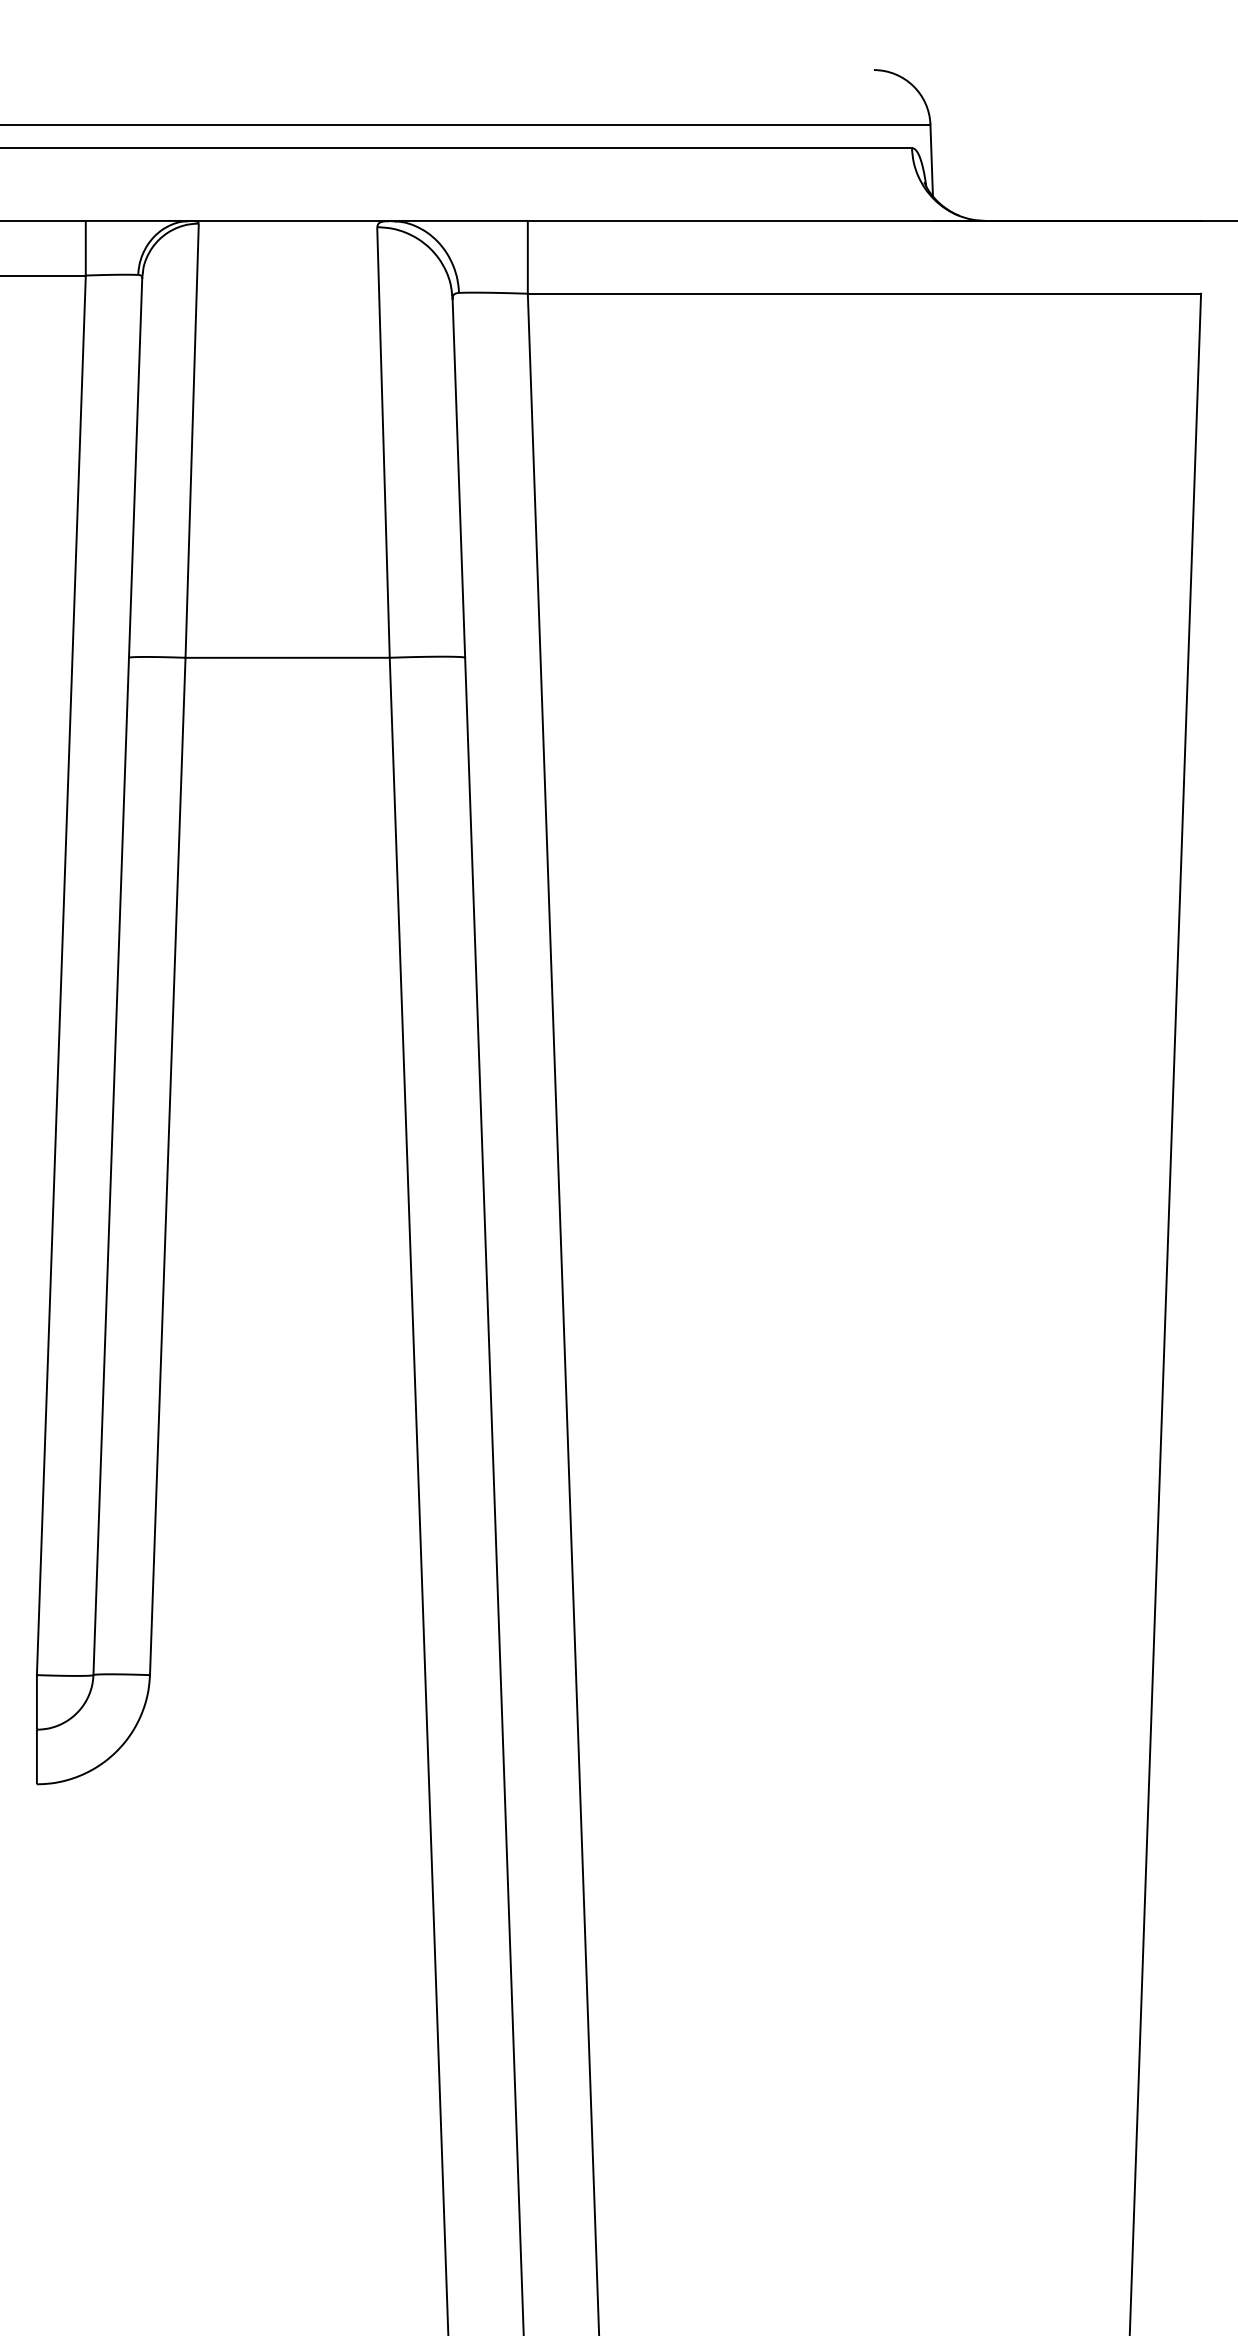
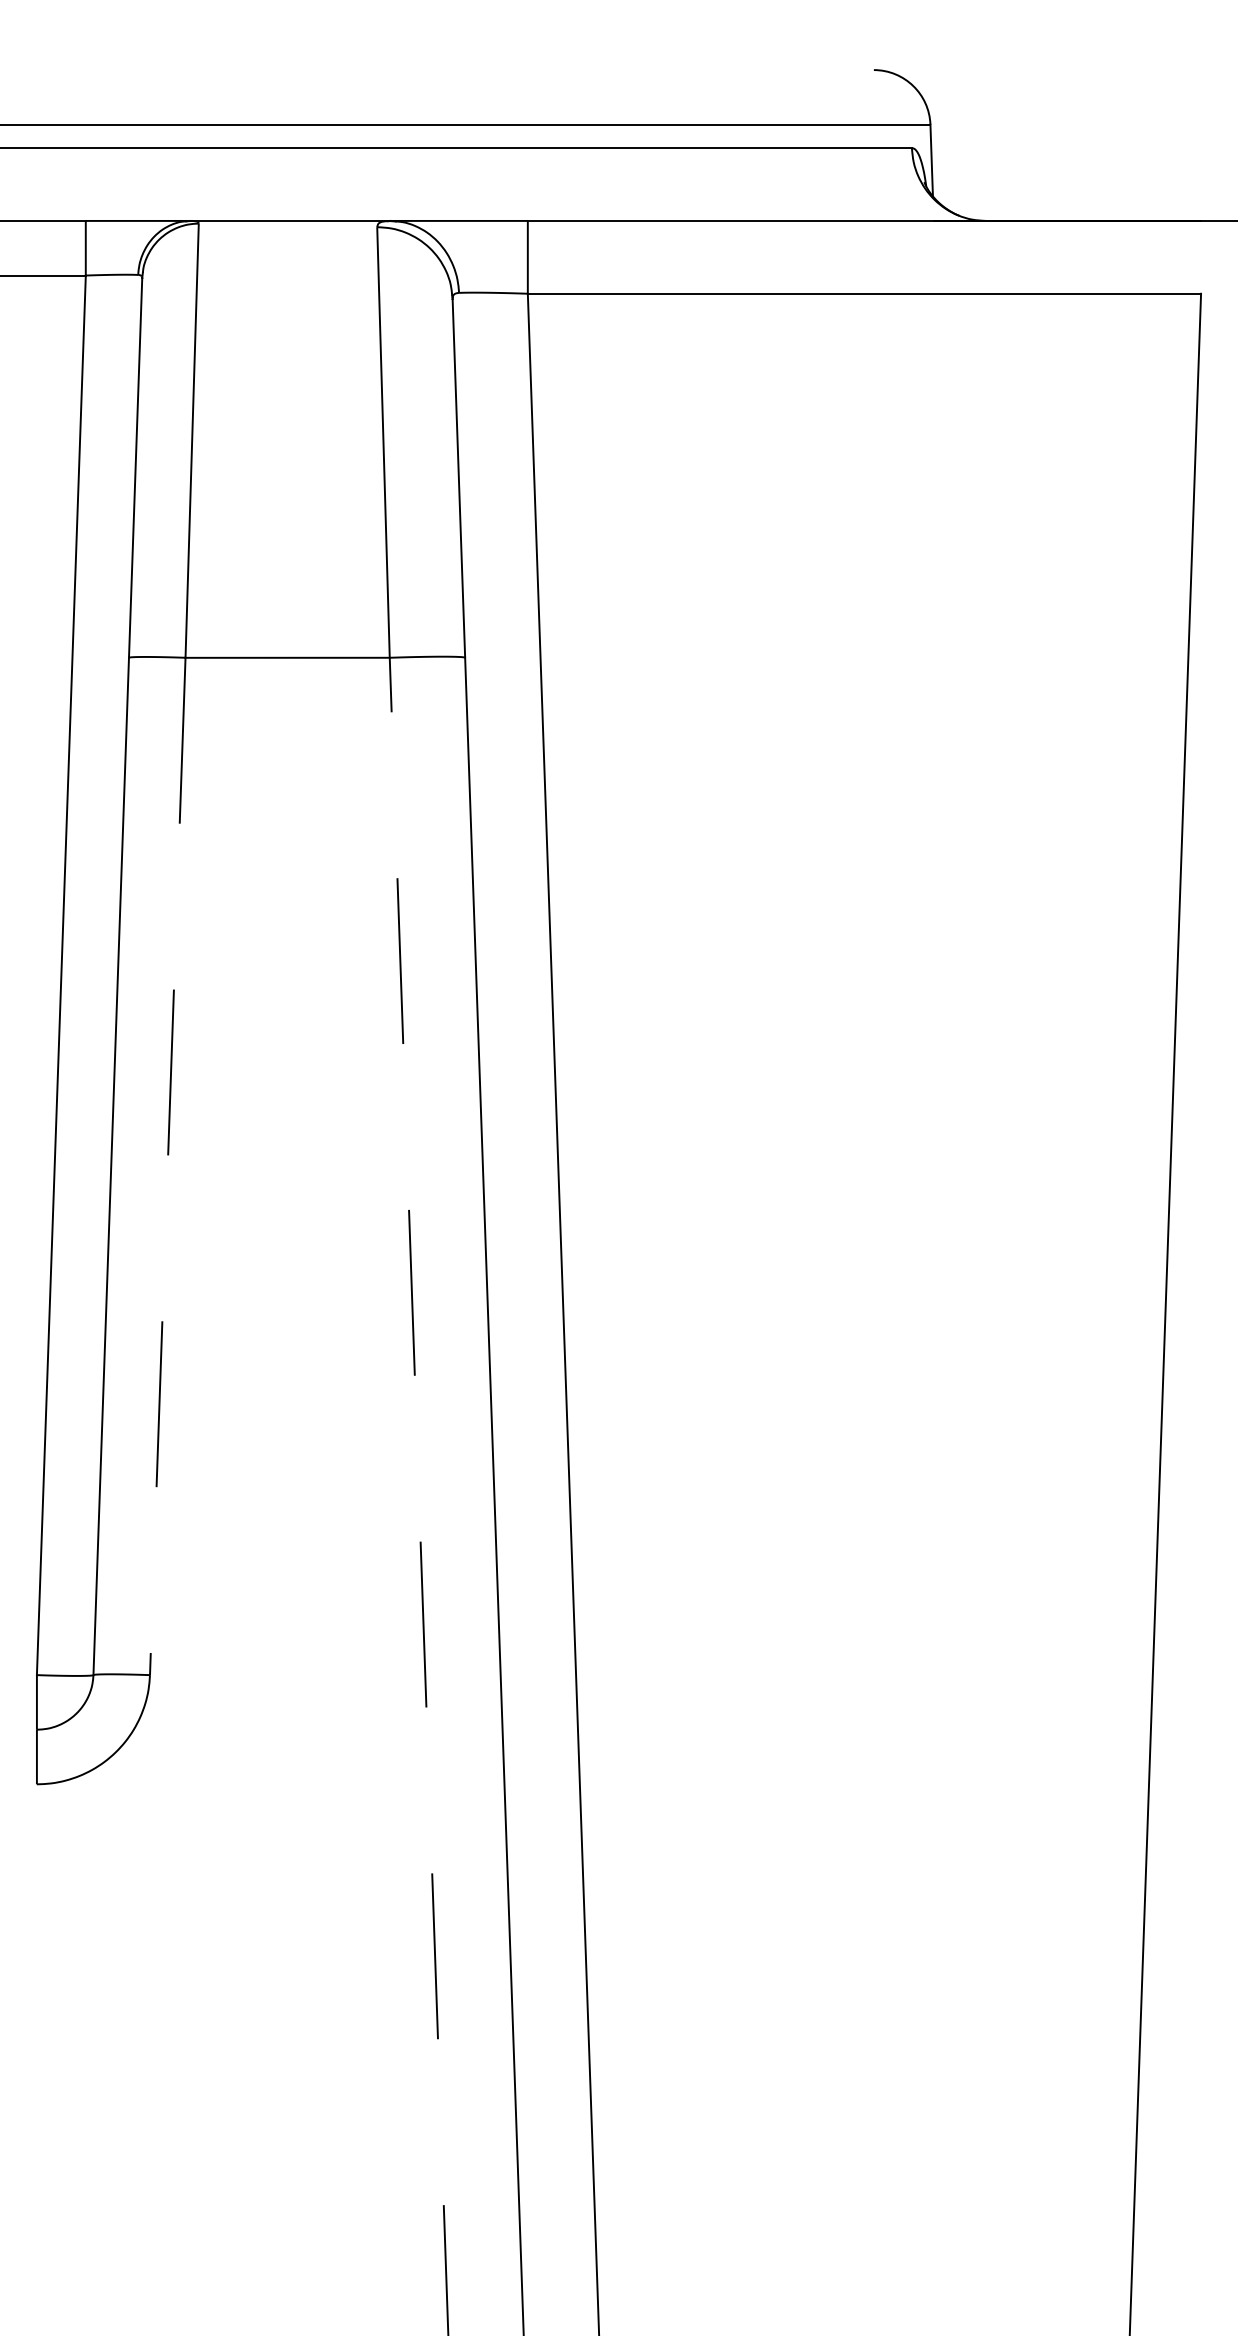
line: solid -> dashed (167, 1166)
line: solid -> dashed (419, 1495)
